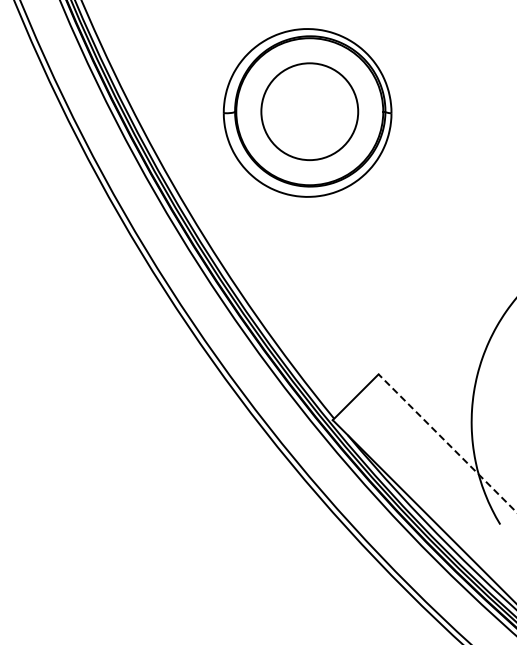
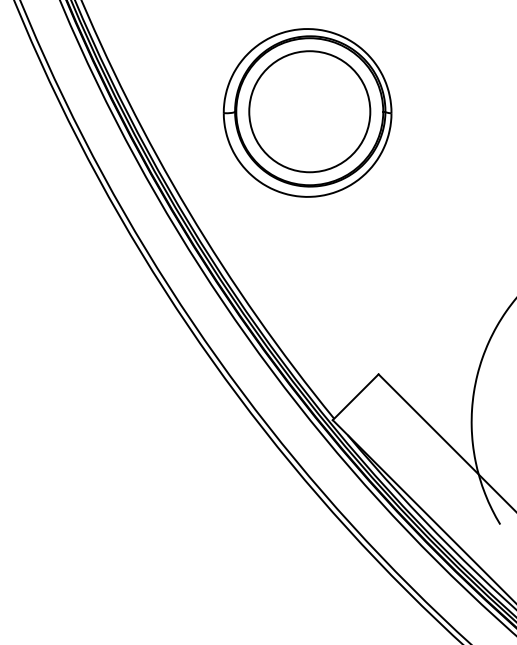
circle diameter: 97 px -> 121 px (309, 111)
line: dashed -> solid (447, 442)
